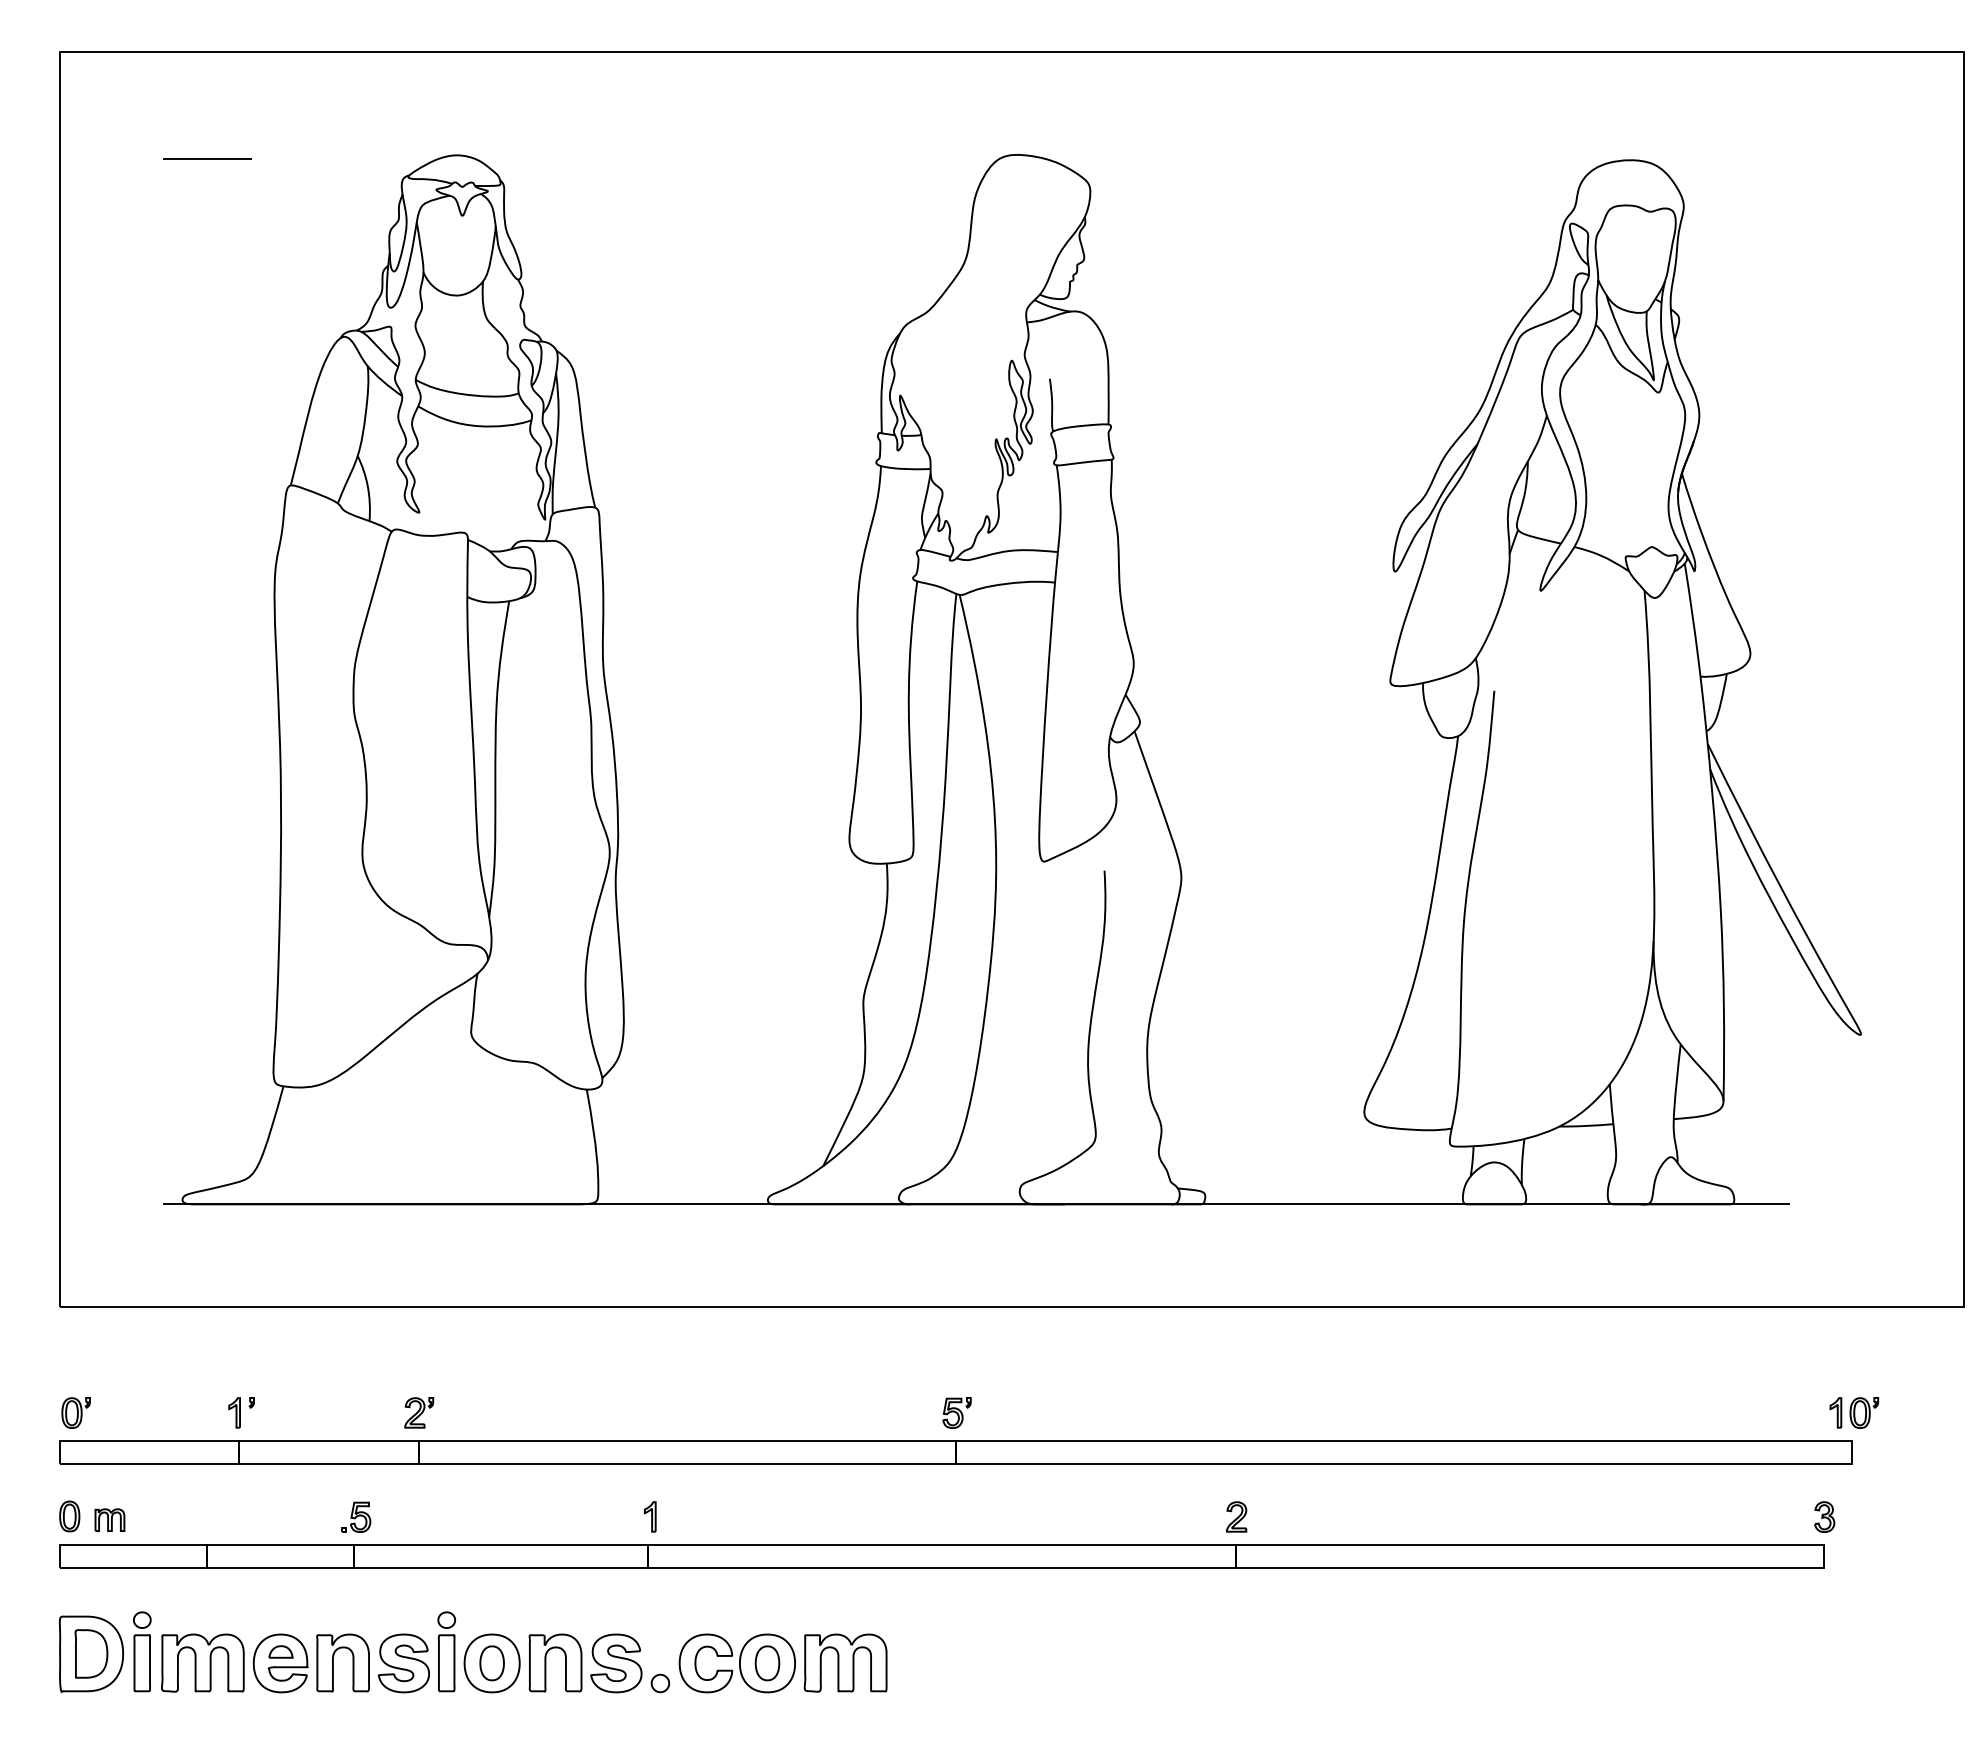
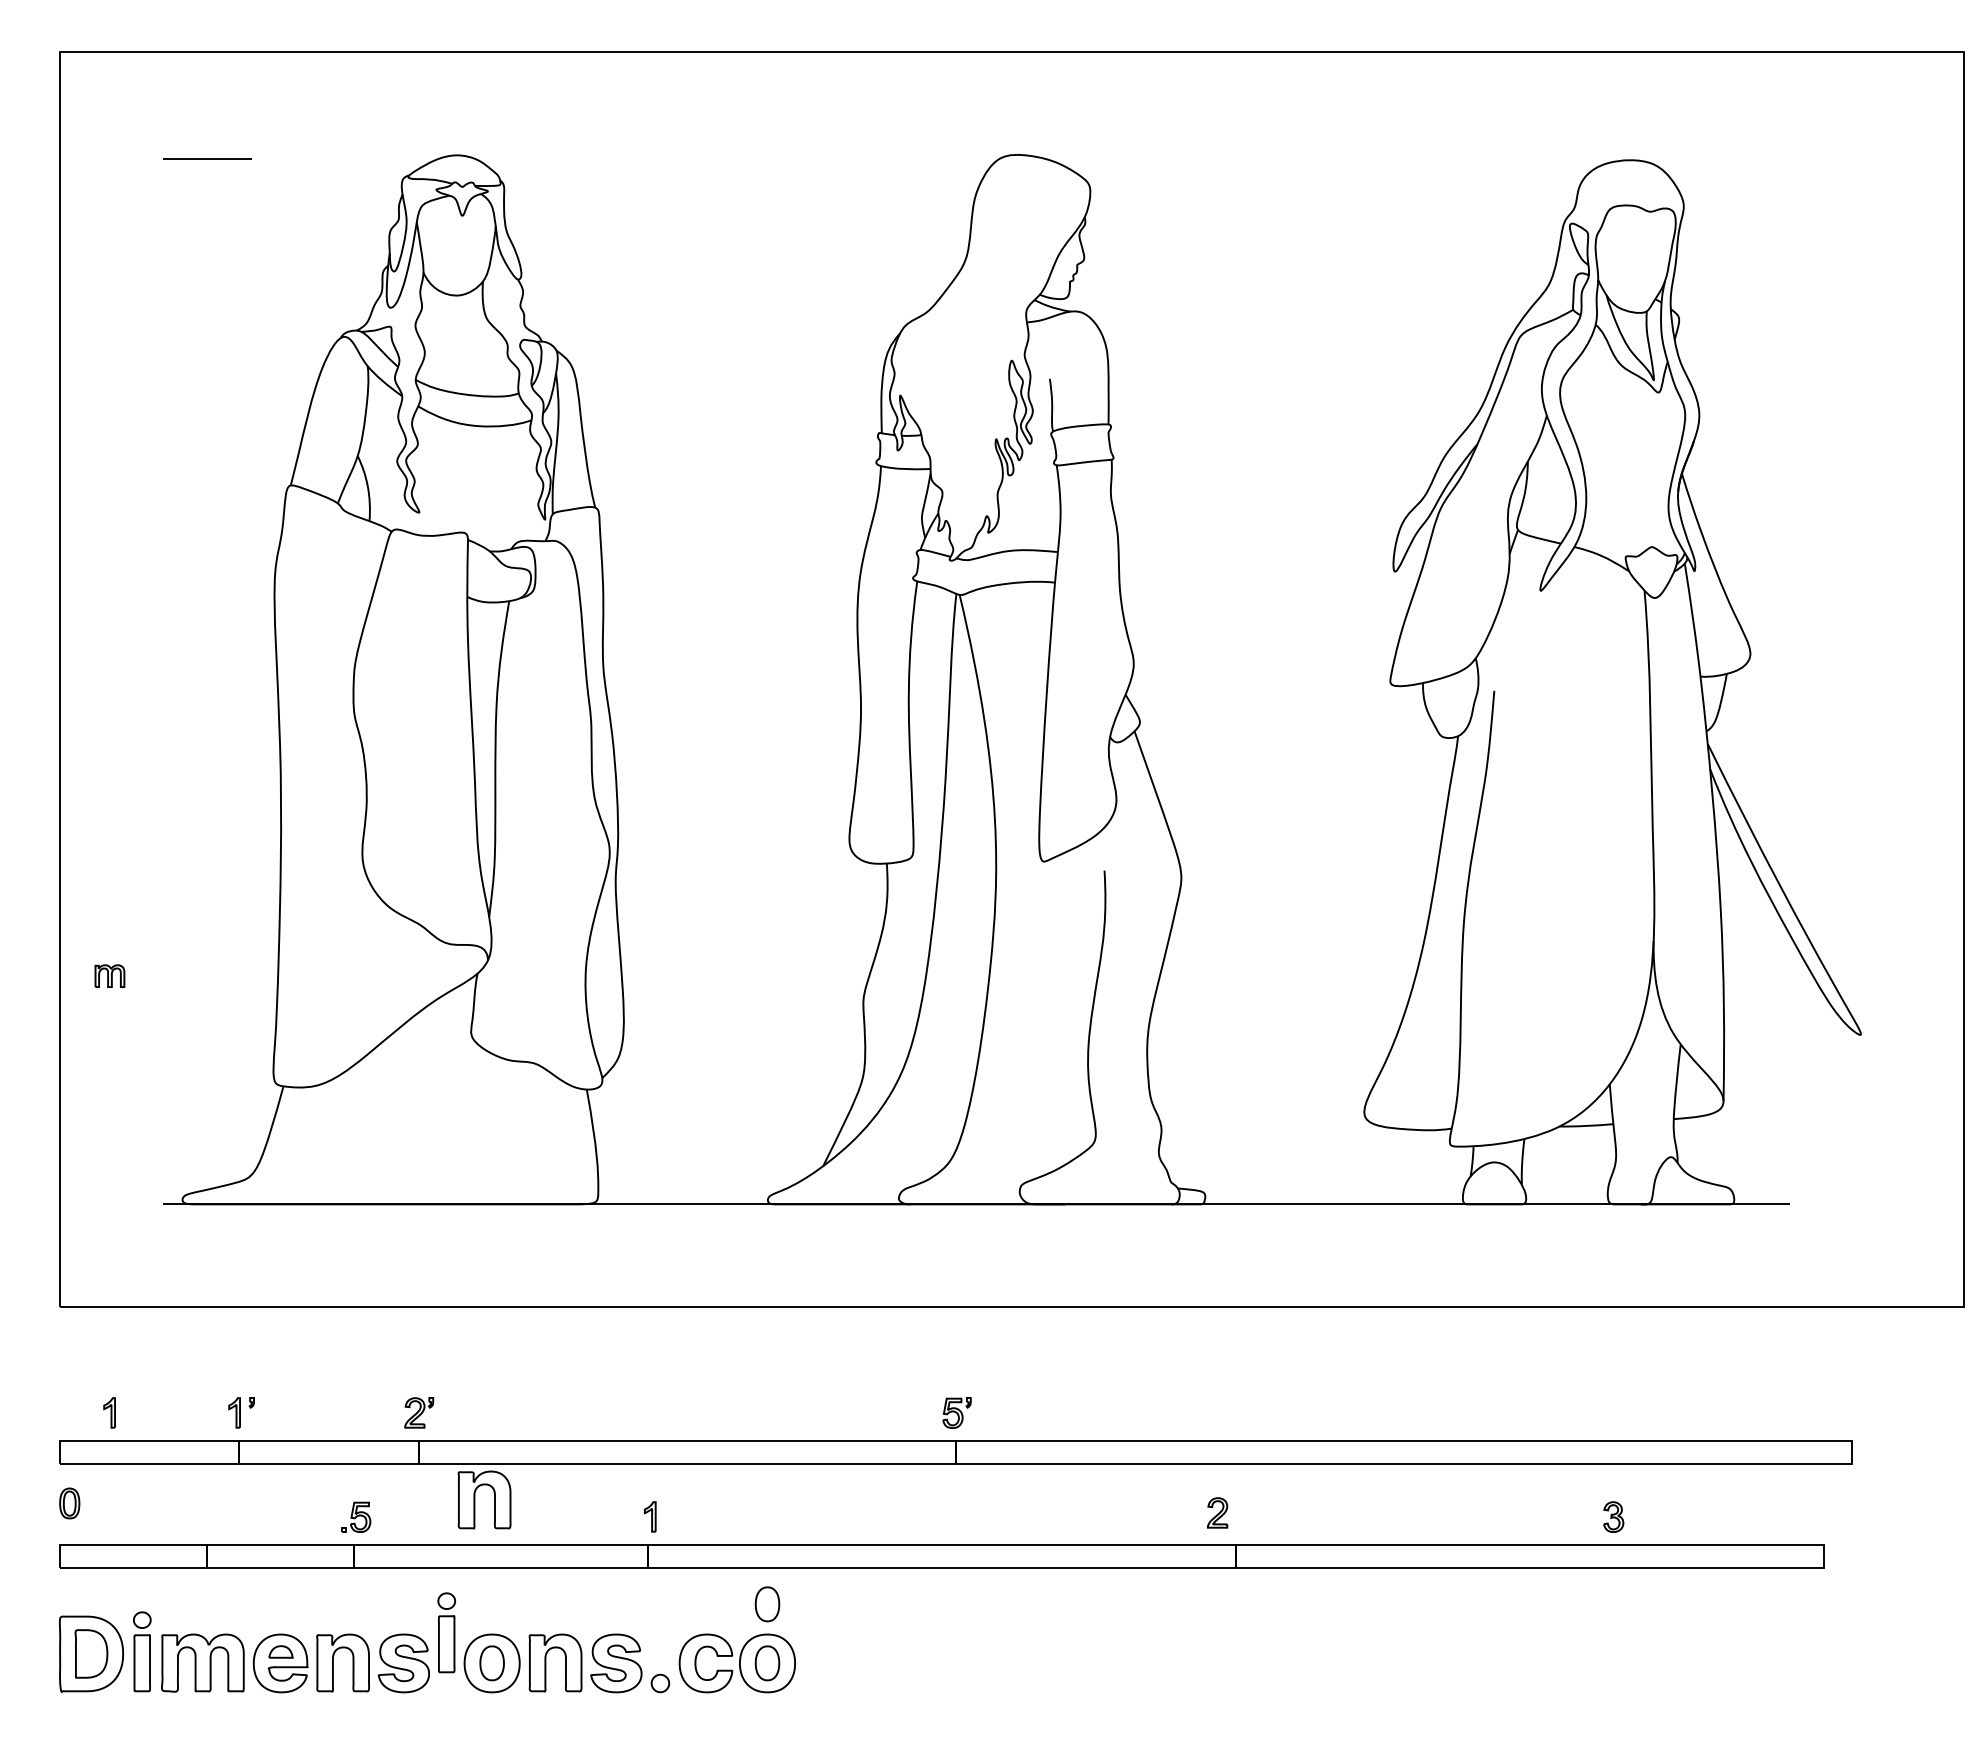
part: present -> none (75, 1412)
part: none -> present (109, 1412)
part: present -> none (1854, 1412)
part: none -> present (475, 1499)
part position: (69, 1516) -> (69, 1503) (69, 1503)
part position: (1236, 1516) -> (1217, 1512) (1217, 1512)
part position: (1824, 1516) -> (1613, 1516) (1613, 1516)
part position: (109, 1519) -> (109, 975) (109, 975)
part: none -> present (767, 1604)
part position: (446, 1651) -> (446, 1632) (446, 1632)
part: present -> none (845, 1662)
